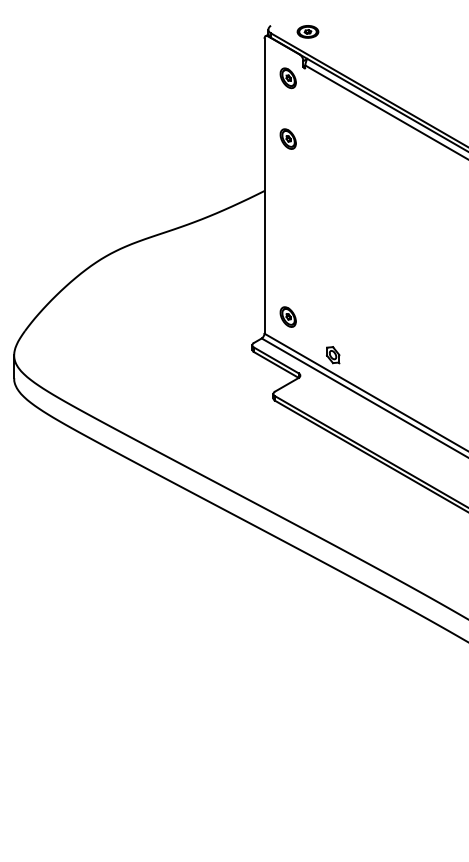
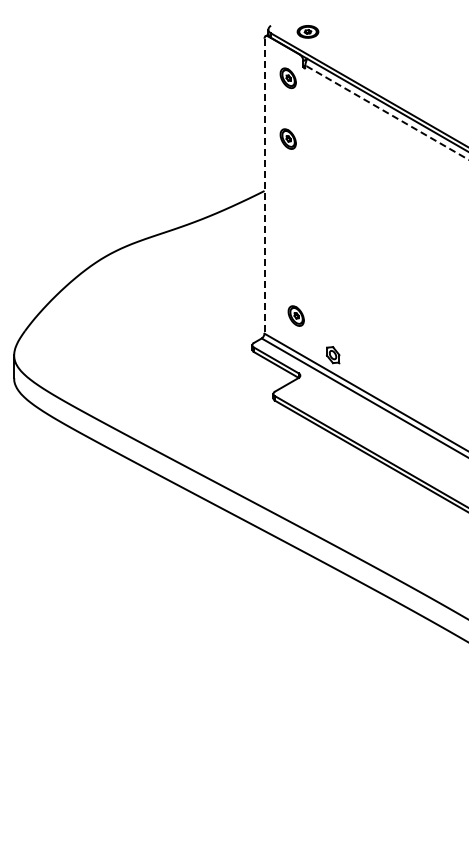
line: solid -> dashed (386, 112)
line: solid -> dashed (264, 186)
part position: (287, 316) -> (295, 315) (295, 315)
